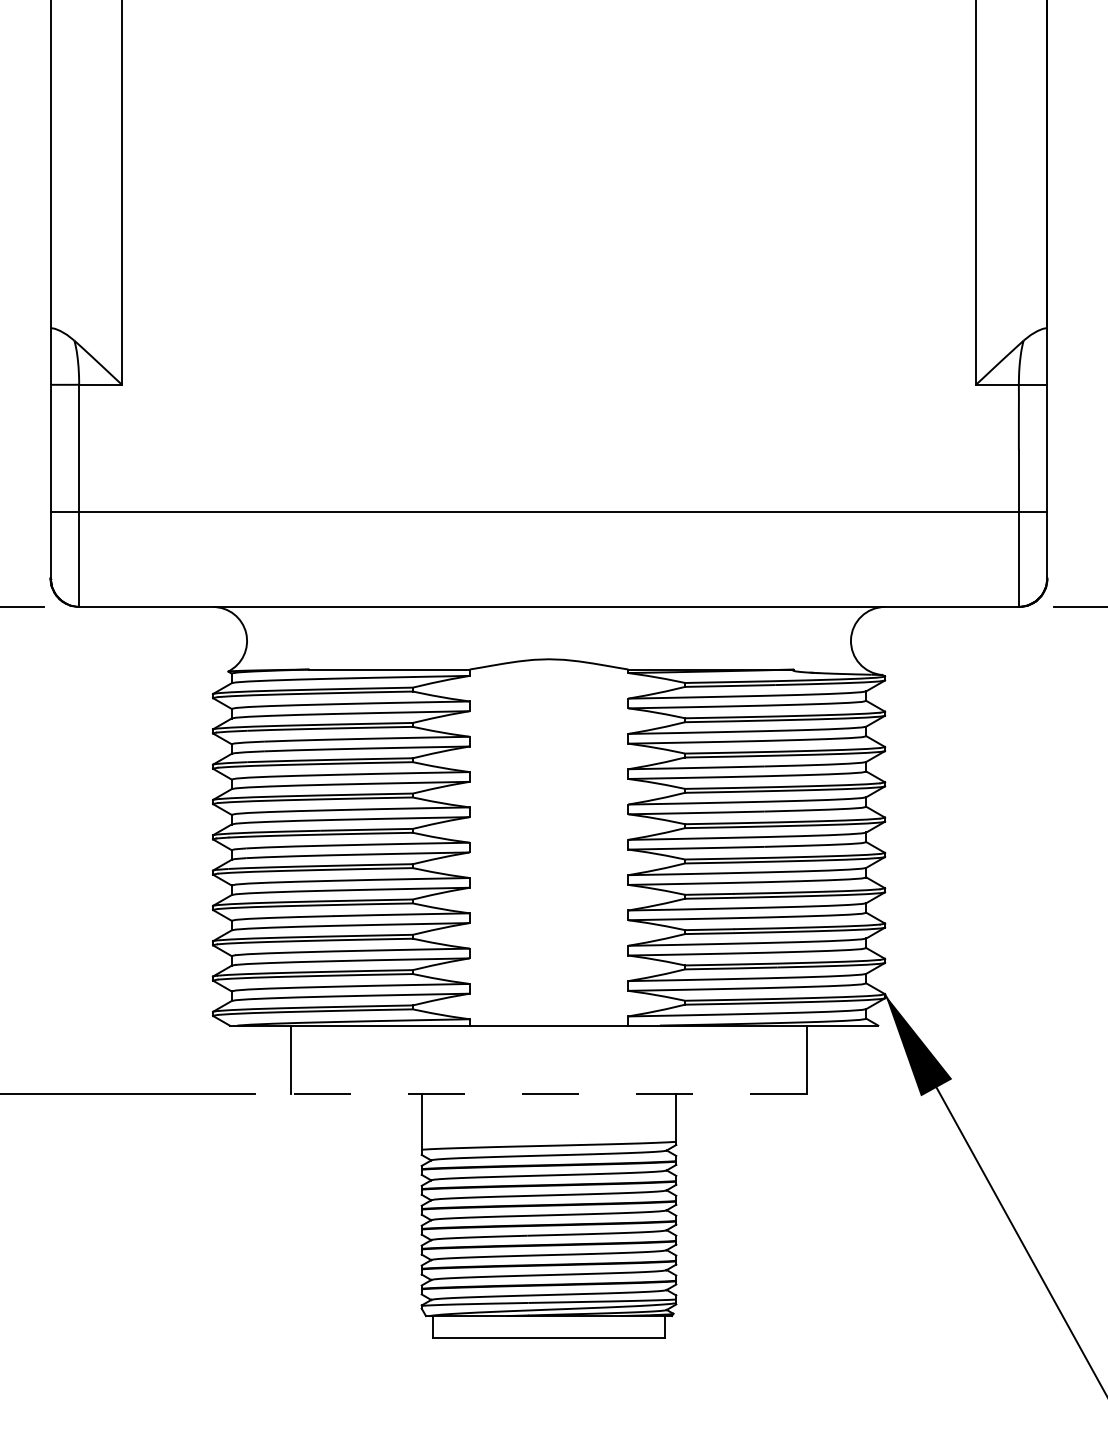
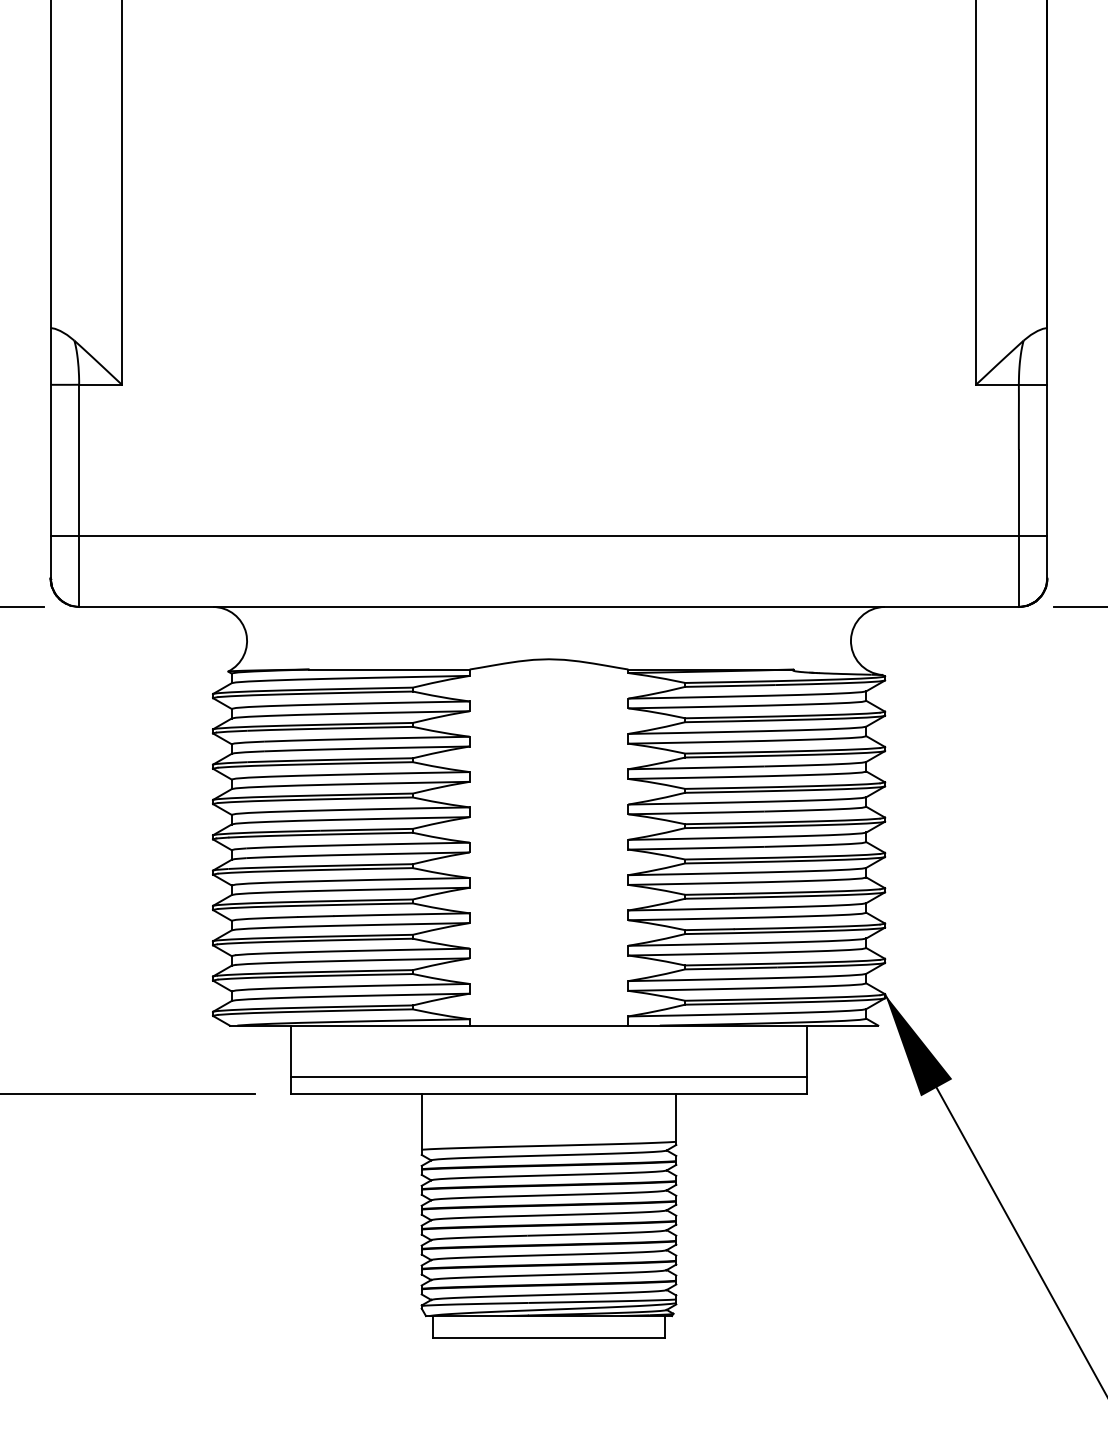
line position: (548, 511) -> (548, 535) (548, 535)
line: none -> present (549, 1076)
line: dashed -> solid (549, 1093)
